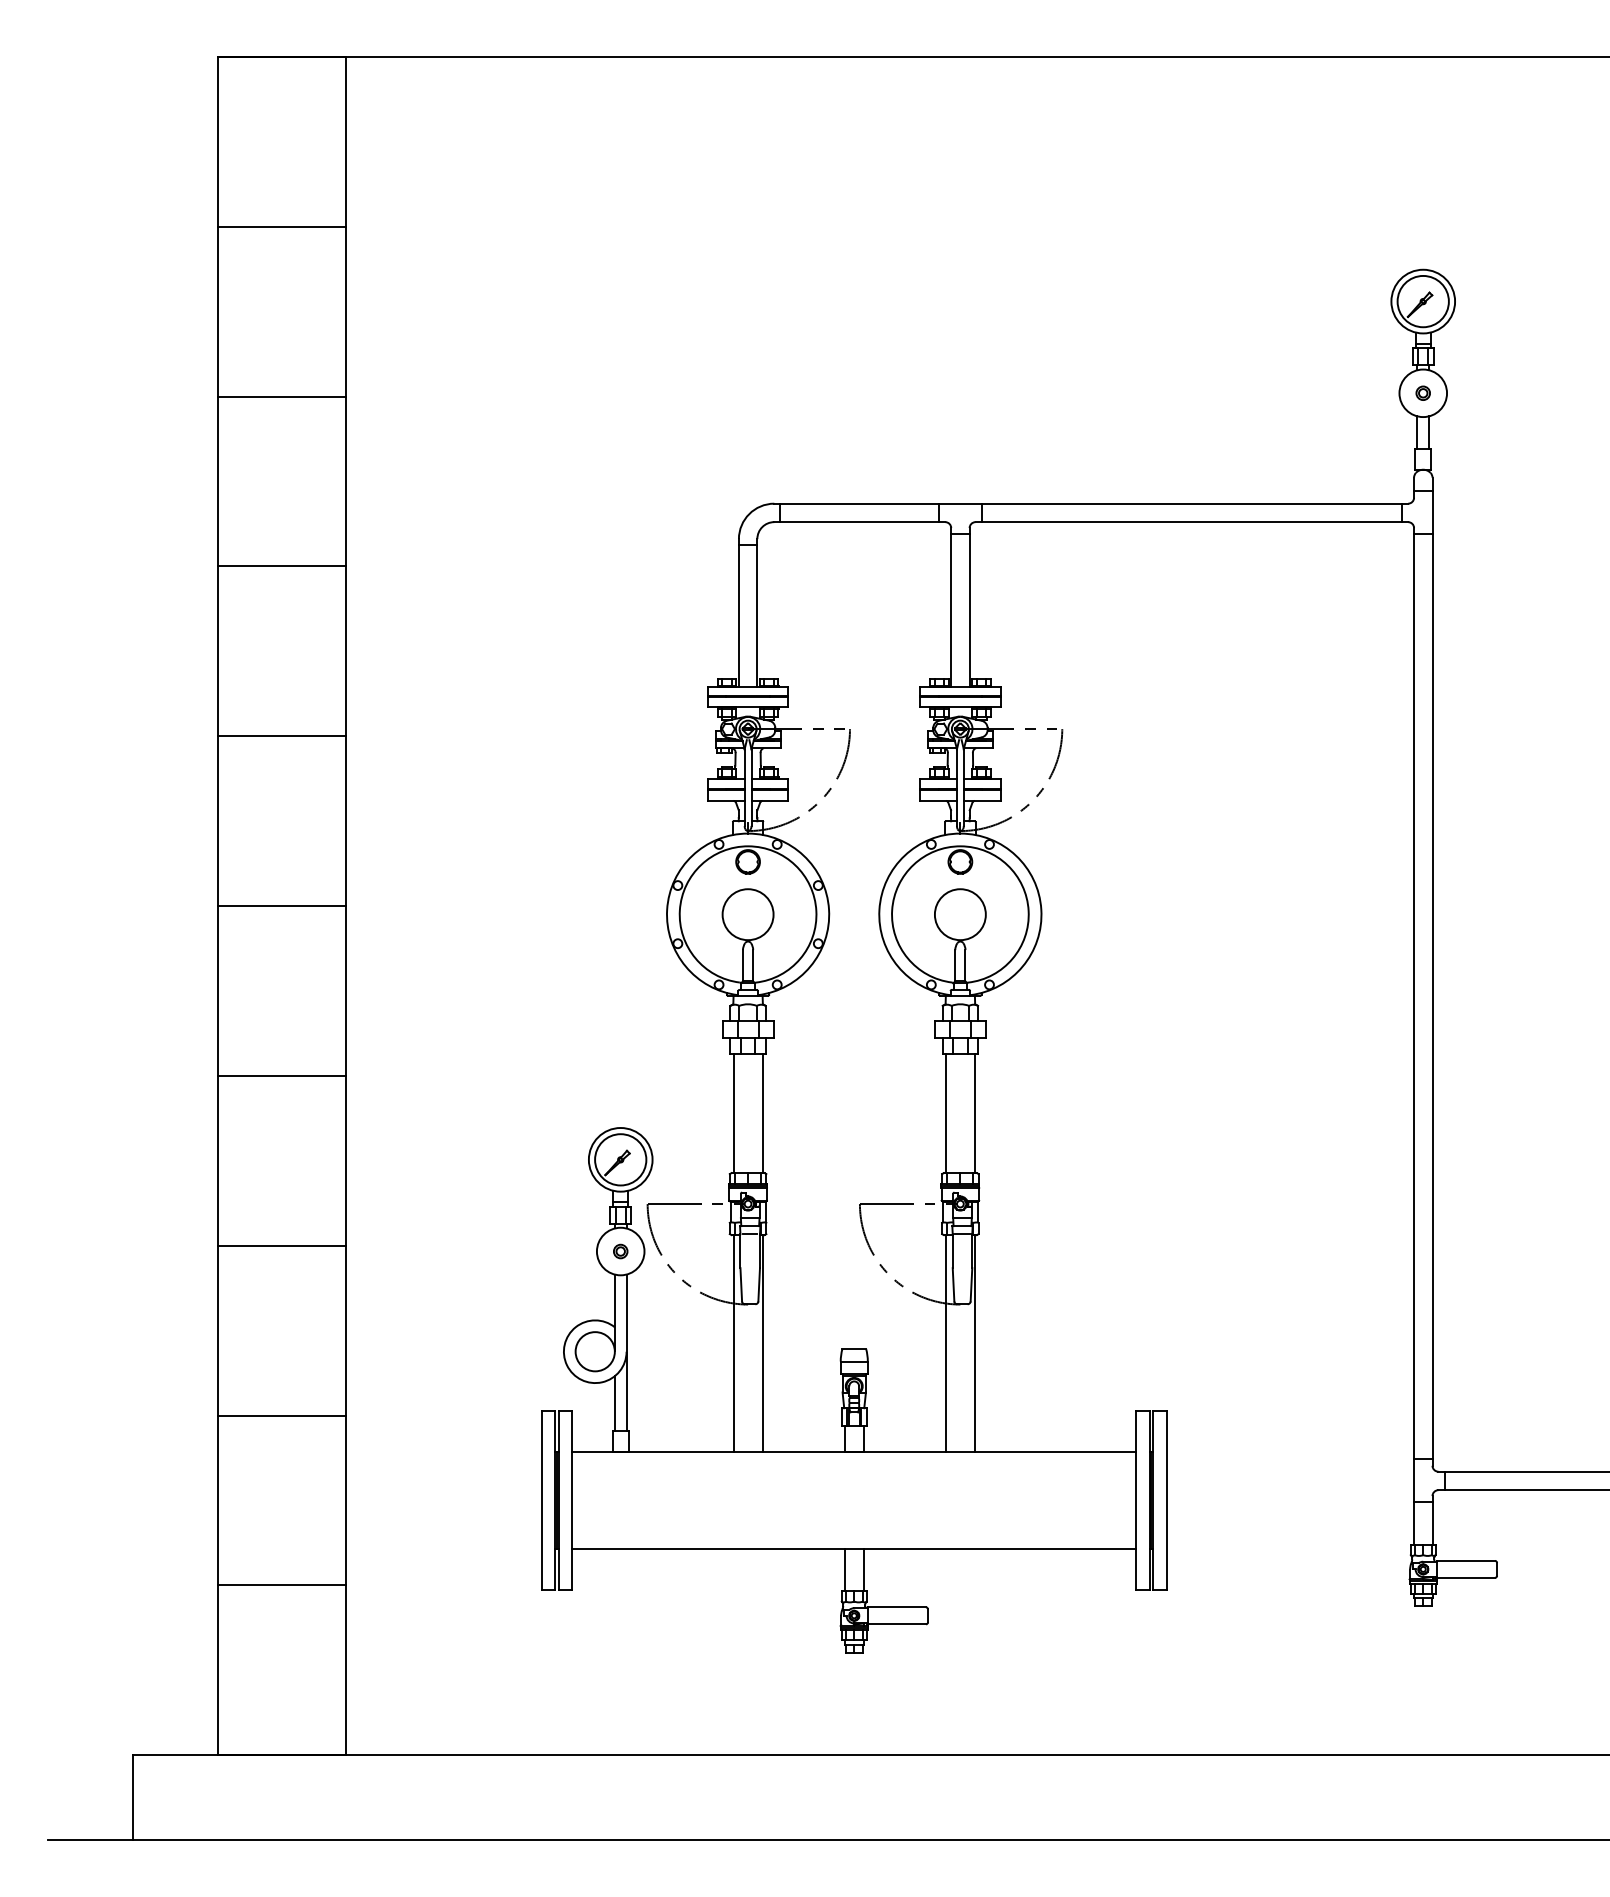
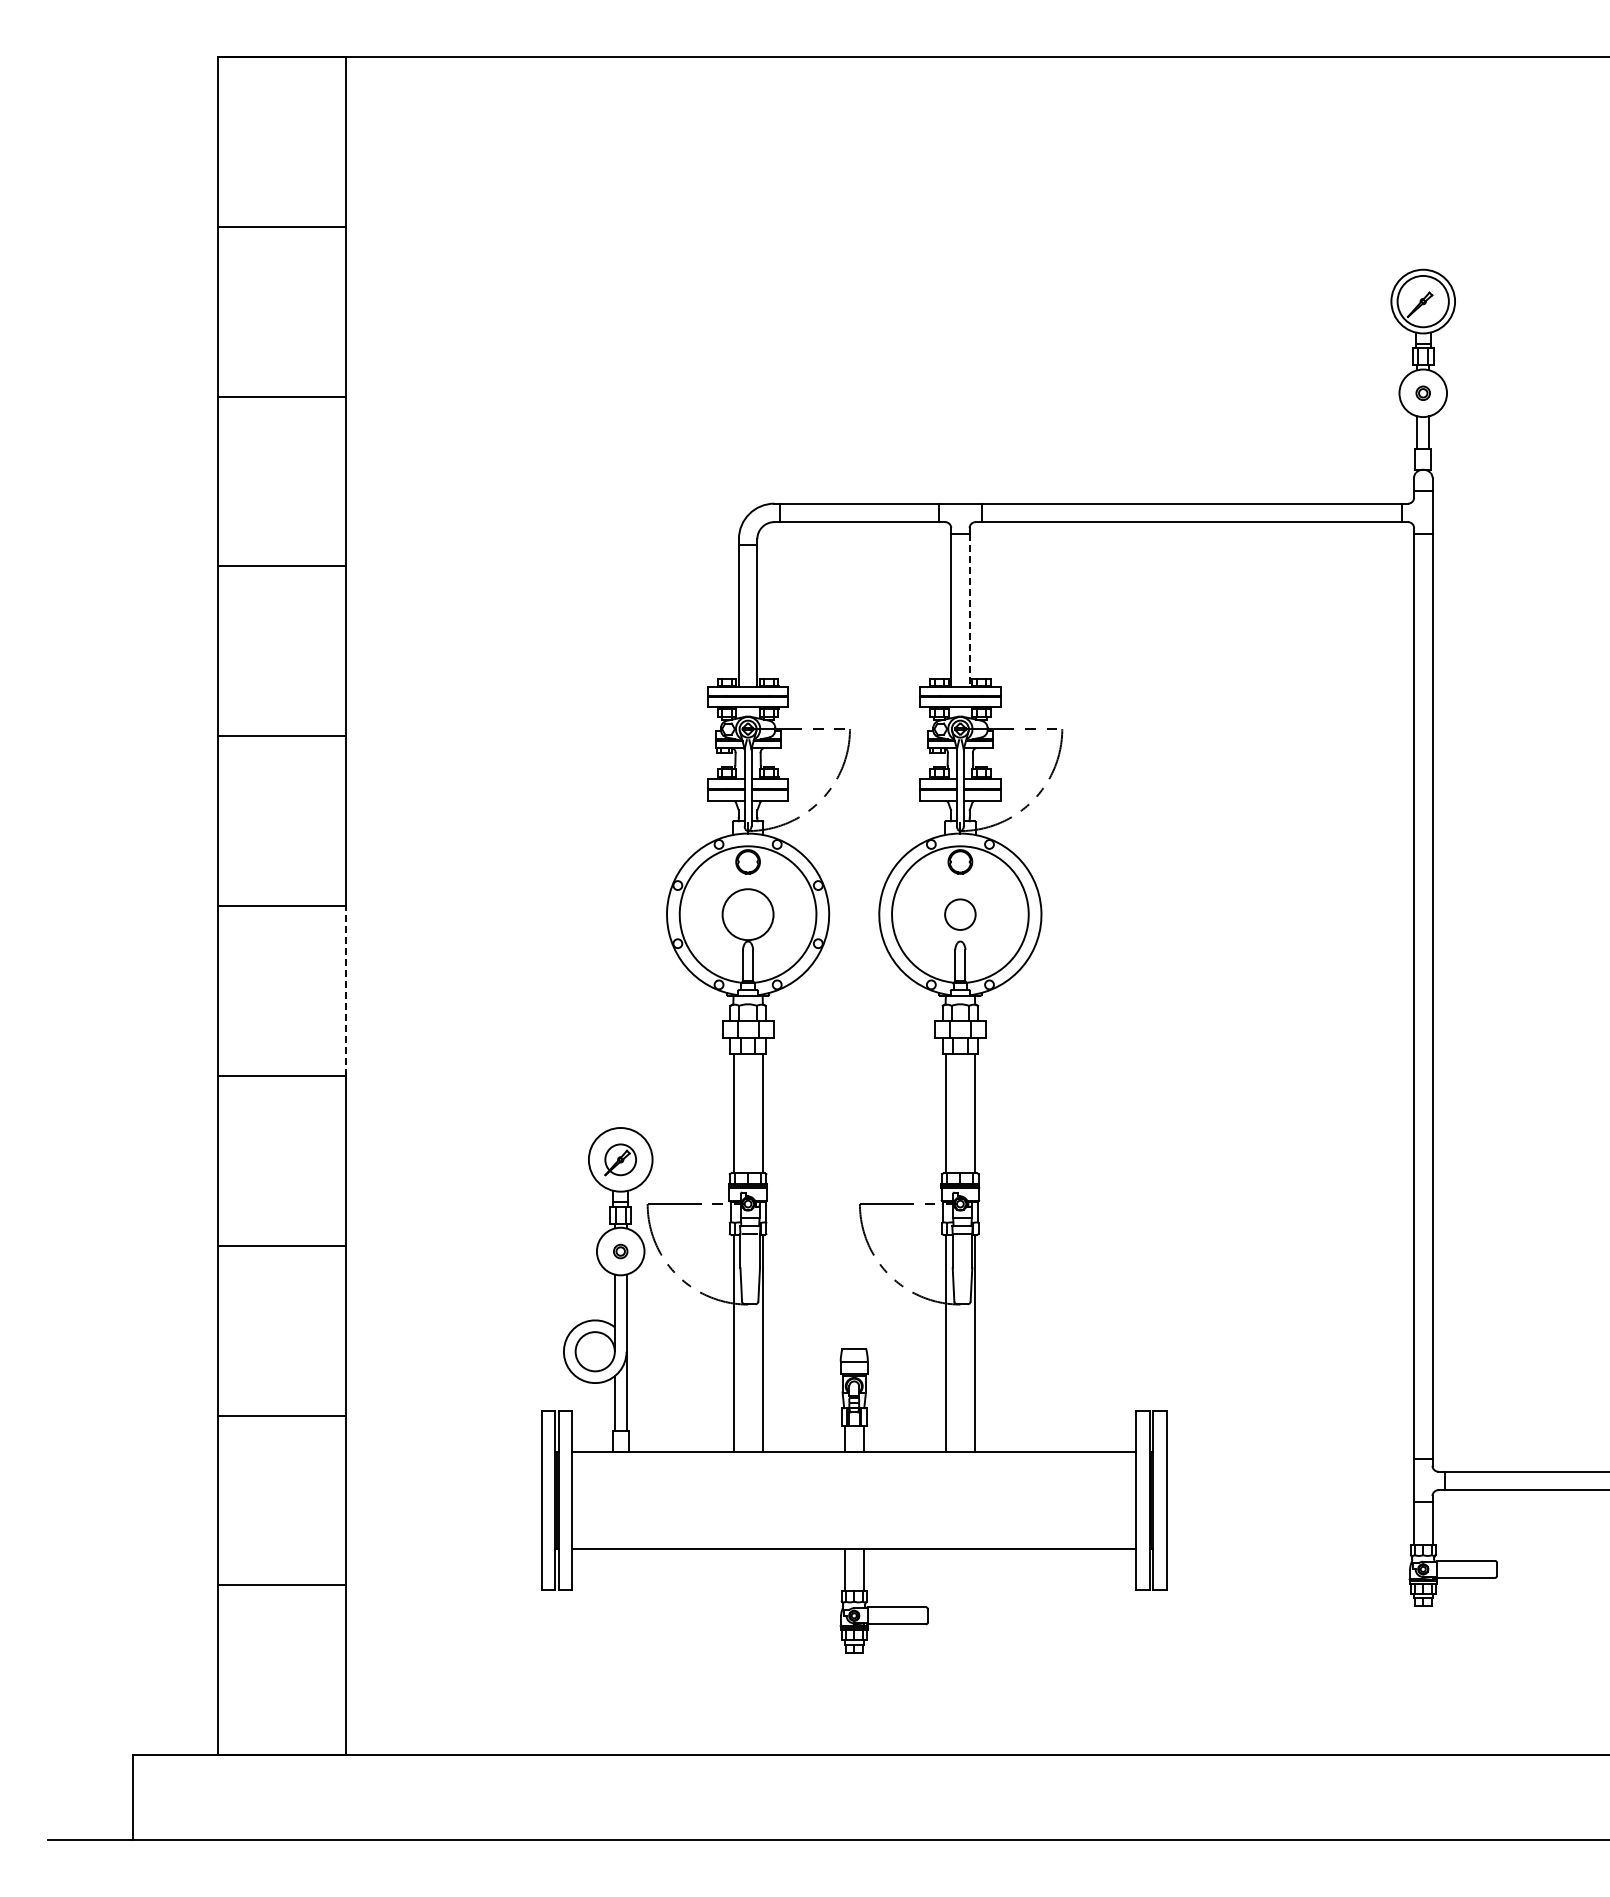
line: solid -> dashed (969, 611)
circle diameter: 51 px -> 31 px (960, 914)
line: solid -> dashed (345, 990)
circle diameter: 51 px -> 31 px (620, 1159)
